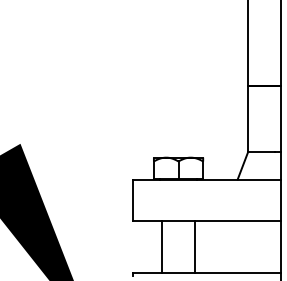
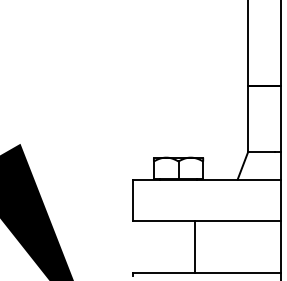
line: present -> none (162, 246)
